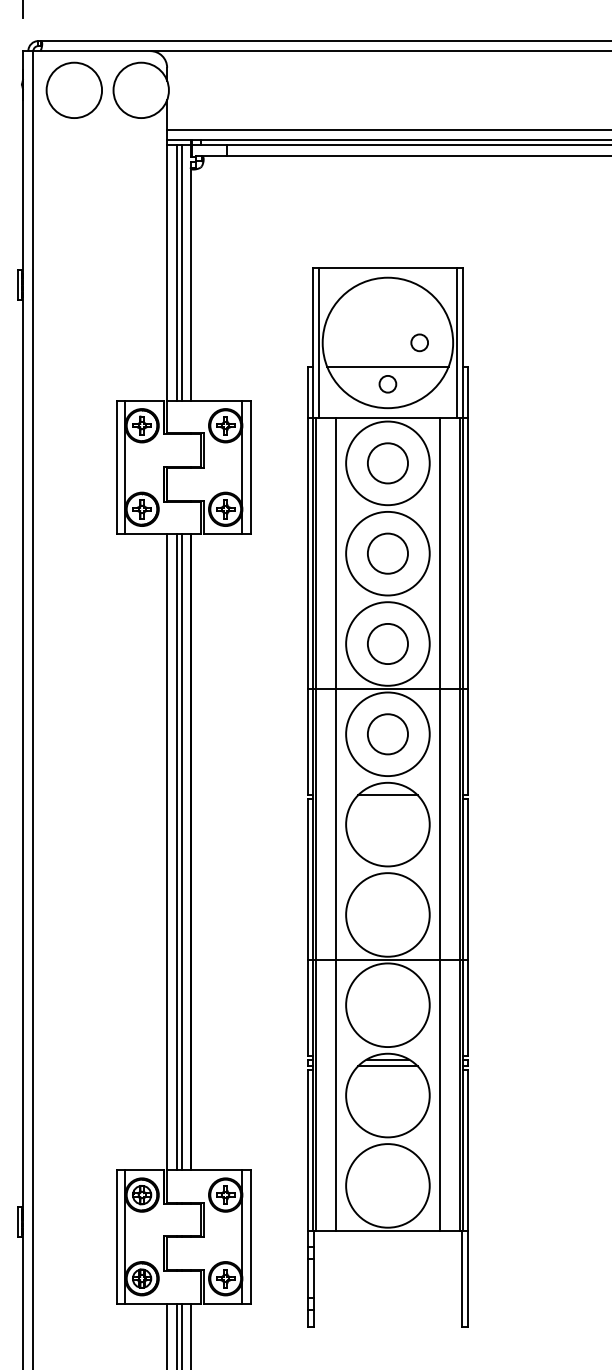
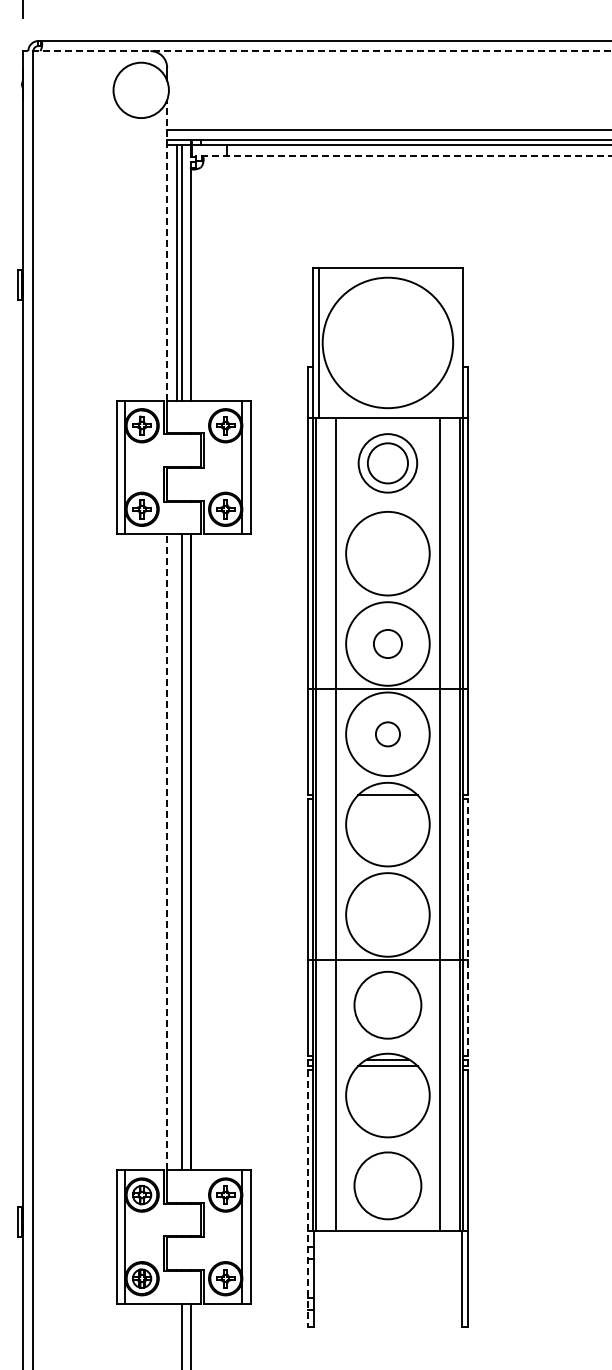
line: solid -> dashed (317, 51)
circle: present -> none (73, 89)
line: solid -> dashed (403, 156)
line: solid -> dashed (167, 249)
circle: present -> none (419, 342)
line: present -> none (456, 342)
line: present -> none (387, 367)
circle: present -> none (387, 384)
circle diameter: 84 px -> 59 px (387, 463)
circle: present -> none (387, 553)
circle size: 42x42 px -> 30x30 px (387, 643)
circle size: 42x43 px -> 26x27 px (387, 734)
line: solid -> dashed (167, 852)
line: present -> none (177, 852)
line: solid -> dashed (468, 927)
circle diameter: 84 px -> 67 px (387, 1004)
circle diameter: 84 px -> 67 px (387, 1185)
line: solid -> dashed (307, 1198)
line: present -> none (167, 1334)
line: present -> none (177, 1334)
